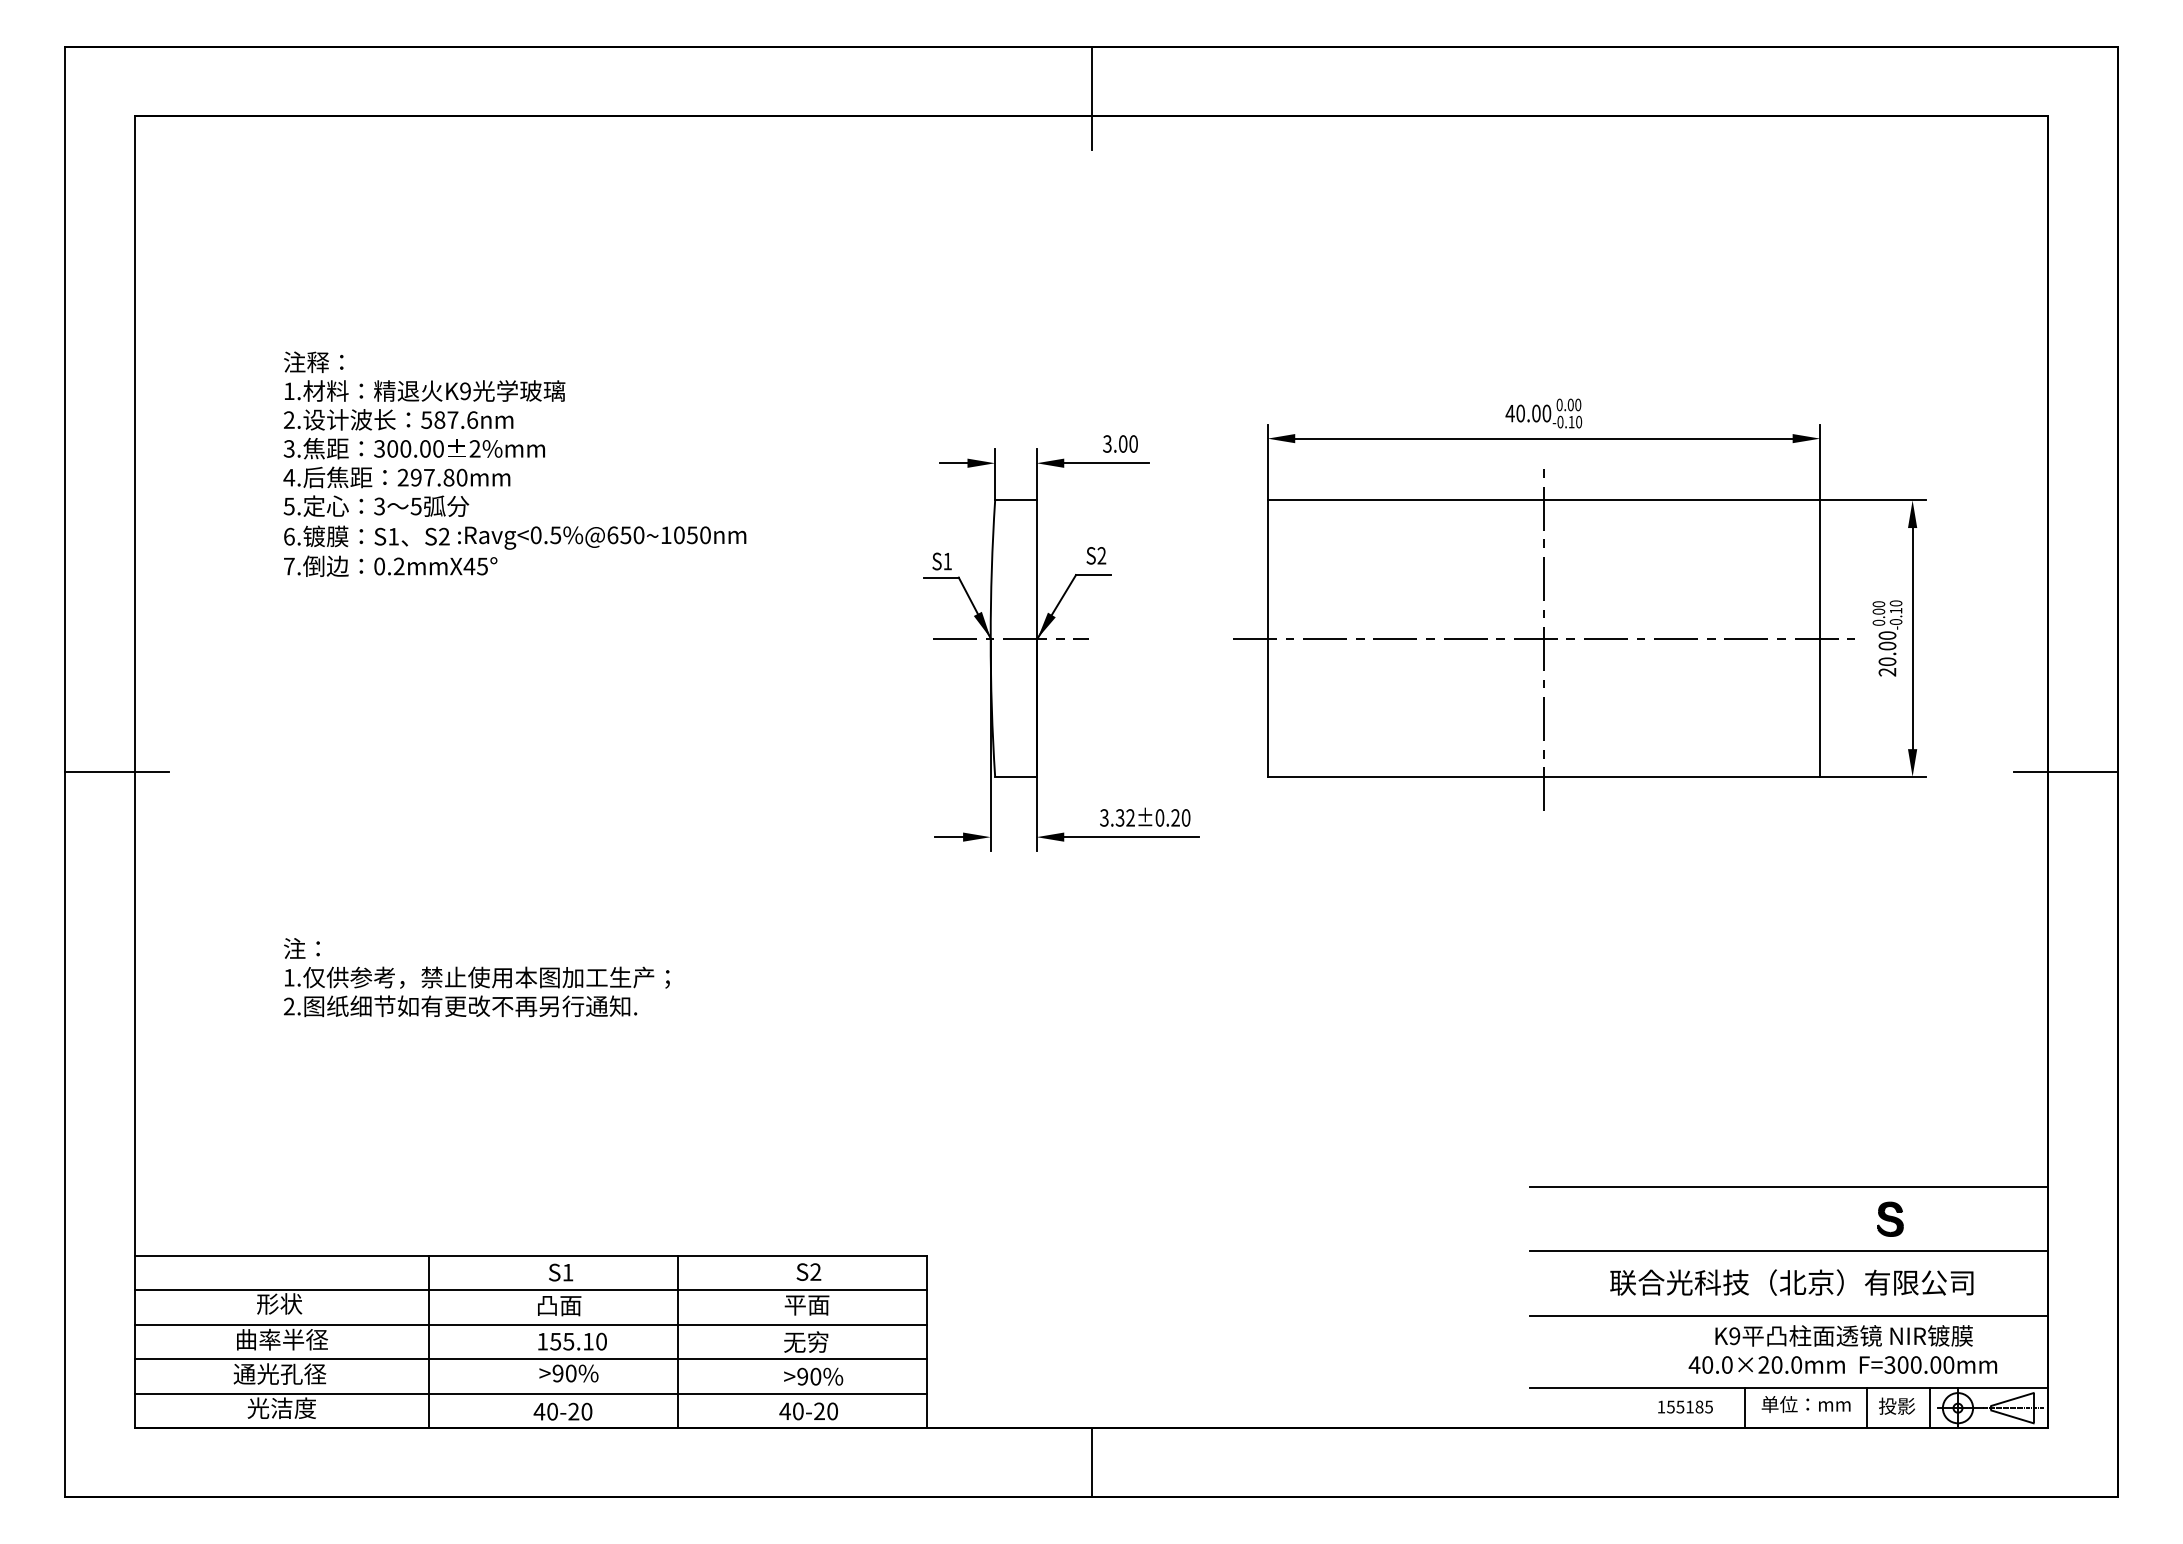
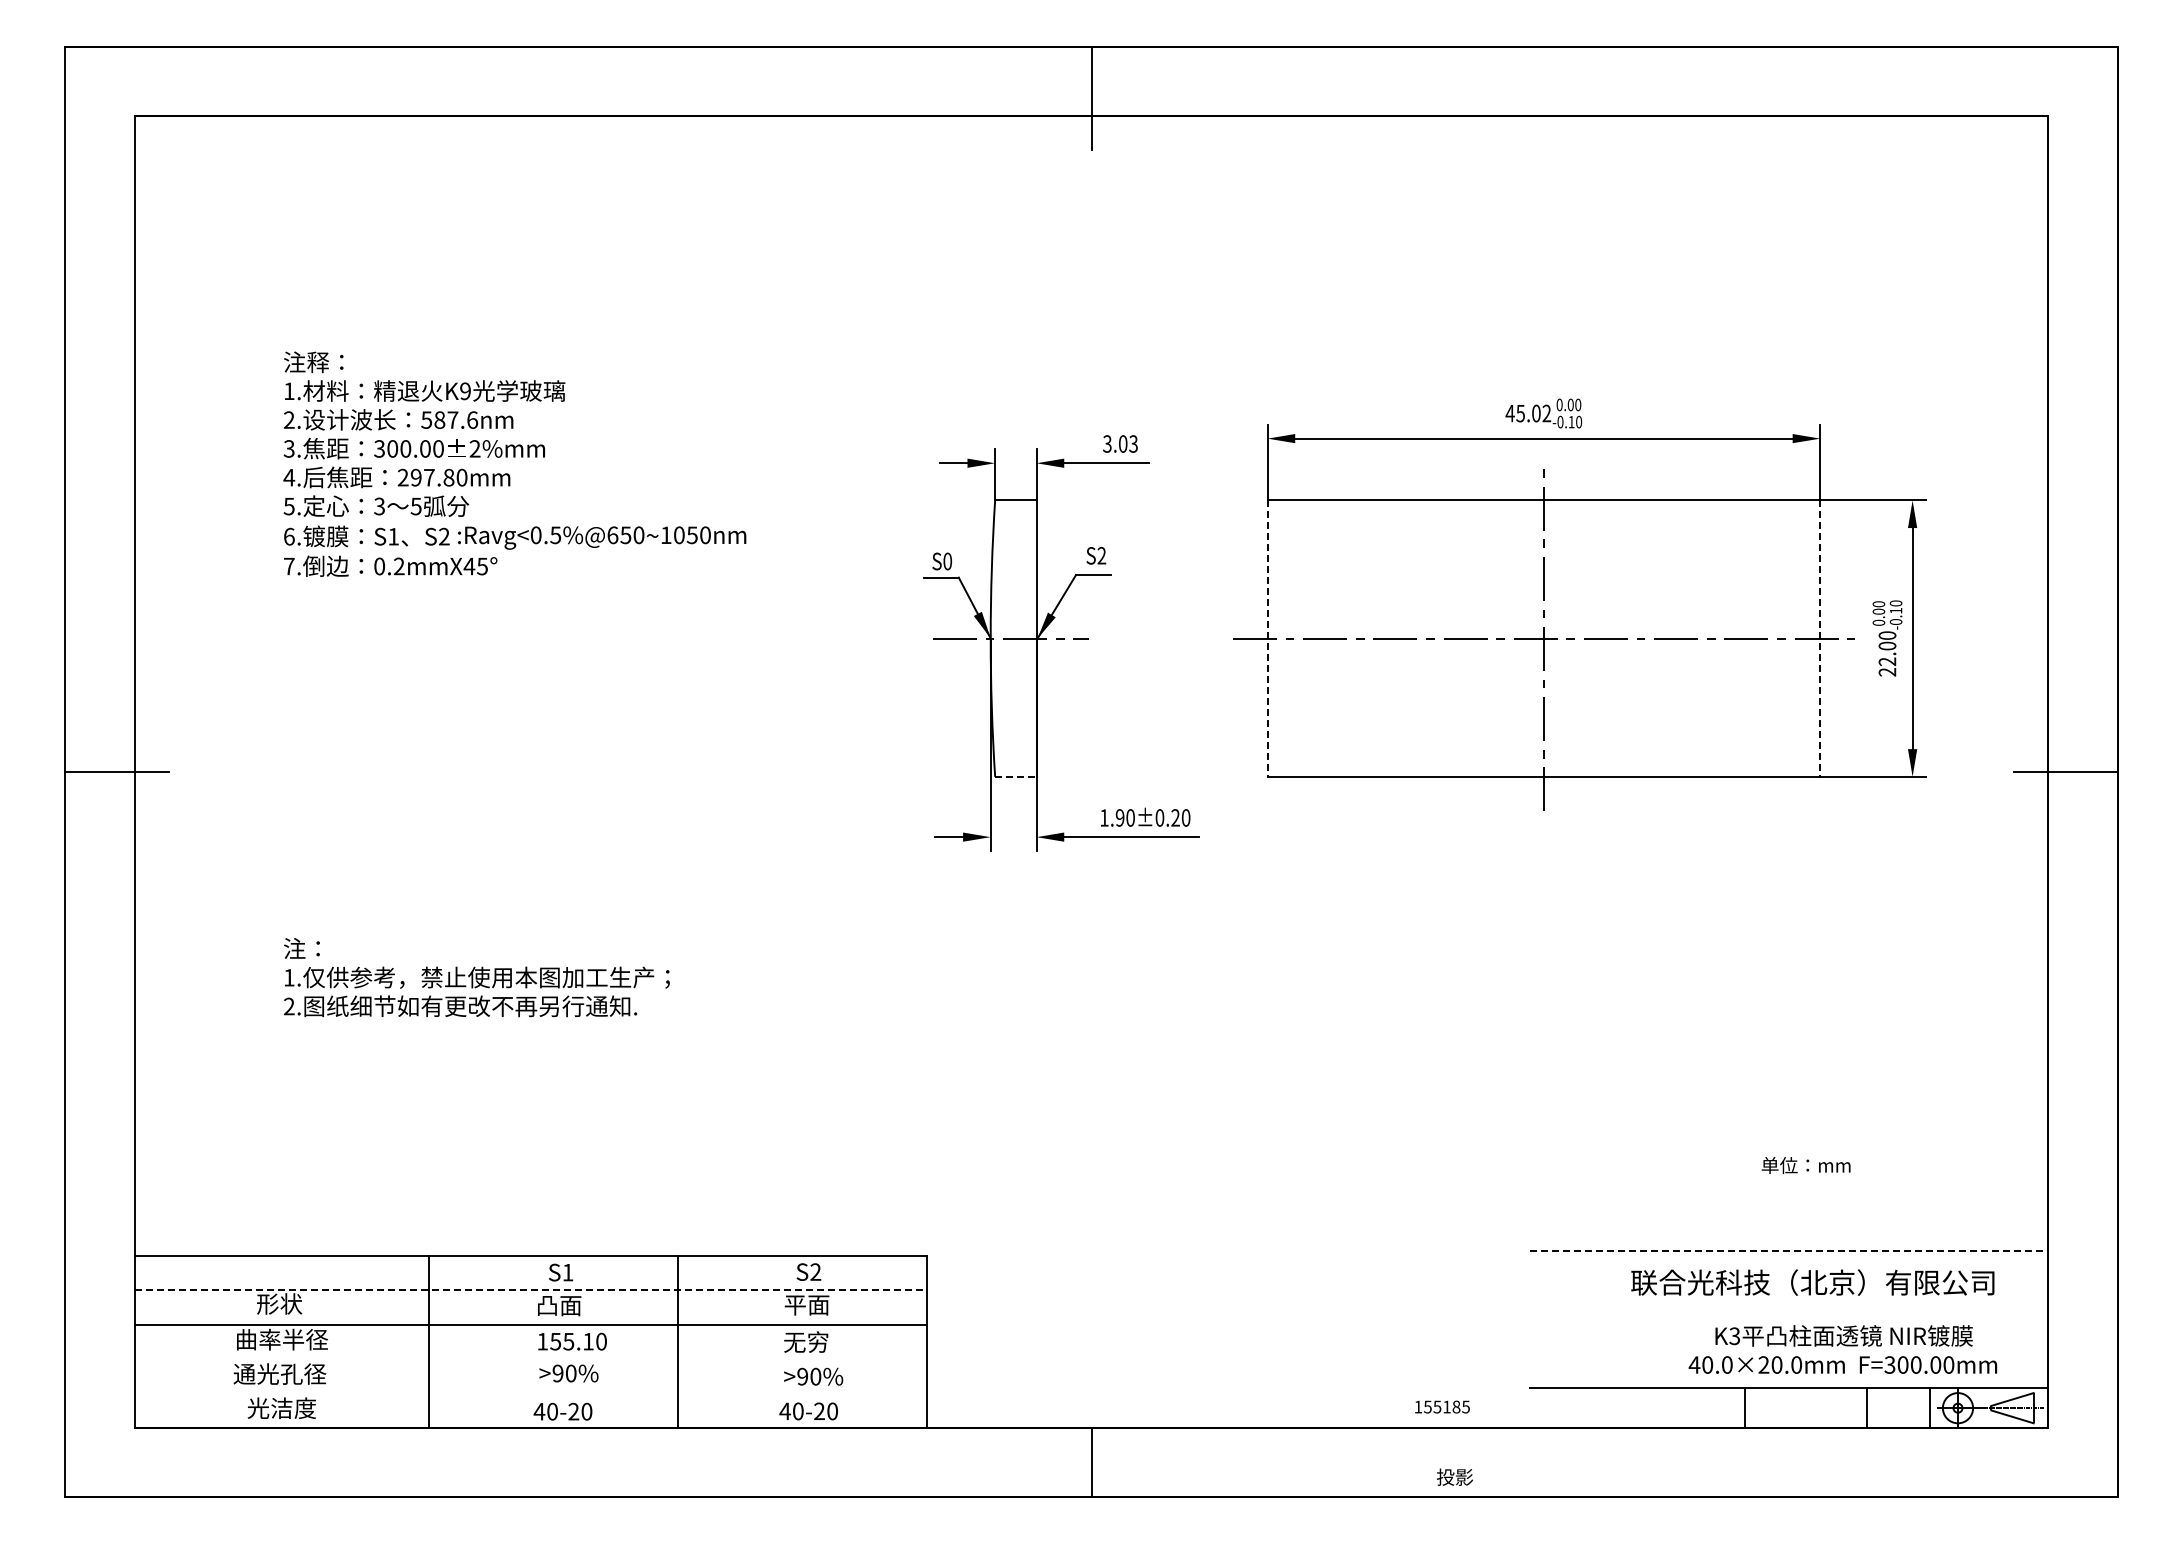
text: 40.00 -> 45.02 (1533, 413)
text: 3.00 -> 3.03 (1133, 443)
text: S1 -> S0 (947, 561)
line: solid -> dashed (1267, 639)
line: solid -> dashed (1820, 639)
text: 20.00 -> 22.00 (1887, 661)
line: solid -> dashed (1015, 776)
text: 3.32±0.20 -> 1.90±0.20 (1117, 817)
line: present -> none (1789, 1186)
part: present -> none (1890, 1218)
line: solid -> dashed (1789, 1251)
text position: (1791, 1282) -> (1812, 1282) (1812, 1282)
line: solid -> dashed (531, 1290)
line: present -> none (1789, 1315)
text: K9 -> K3 (1734, 1336)
line: present -> none (530, 1359)
line: present -> none (530, 1393)
text position: (1805, 1404) -> (1805, 1165) (1805, 1165)
text position: (1896, 1405) -> (1454, 1476) (1454, 1476)
text position: (1685, 1406) -> (1442, 1406) (1442, 1406)
